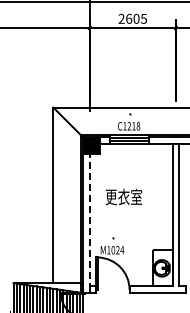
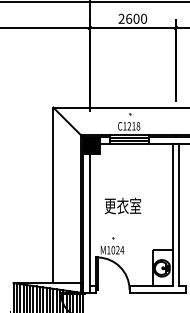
text: 2605 -> 2600 (143, 18)
text position: (123, 196) -> (122, 205) (122, 205)
line: dashed -> solid (89, 221)
